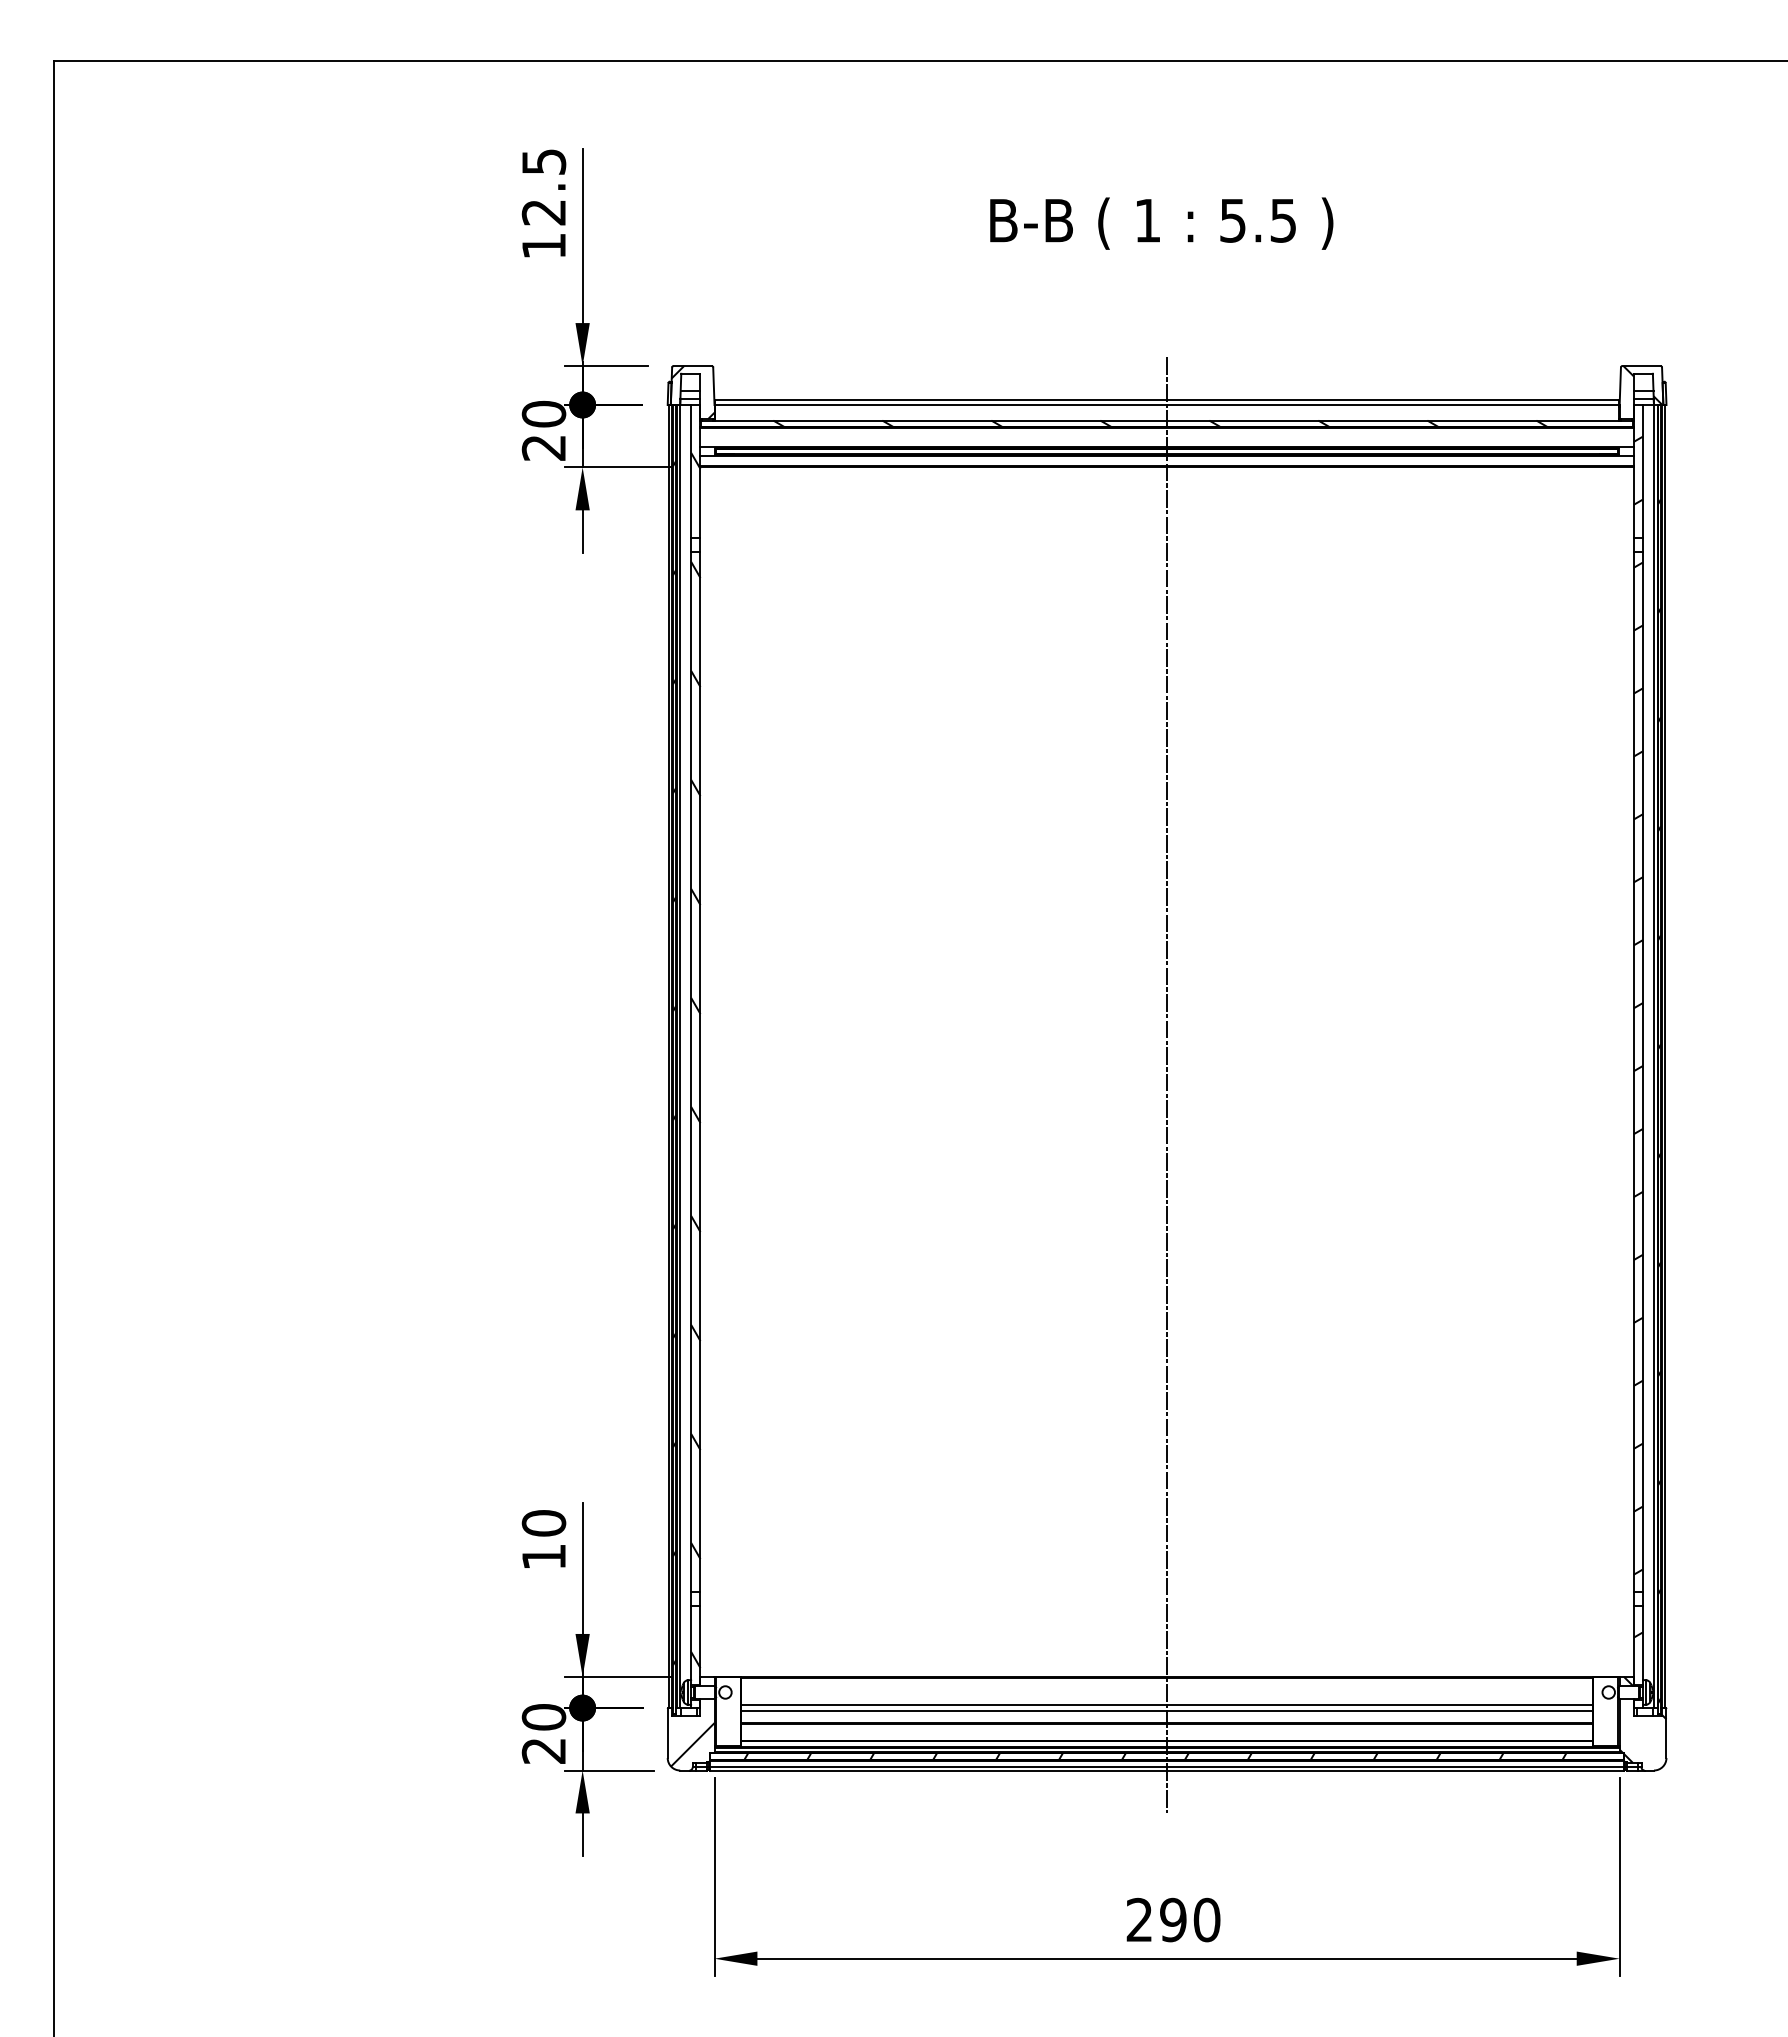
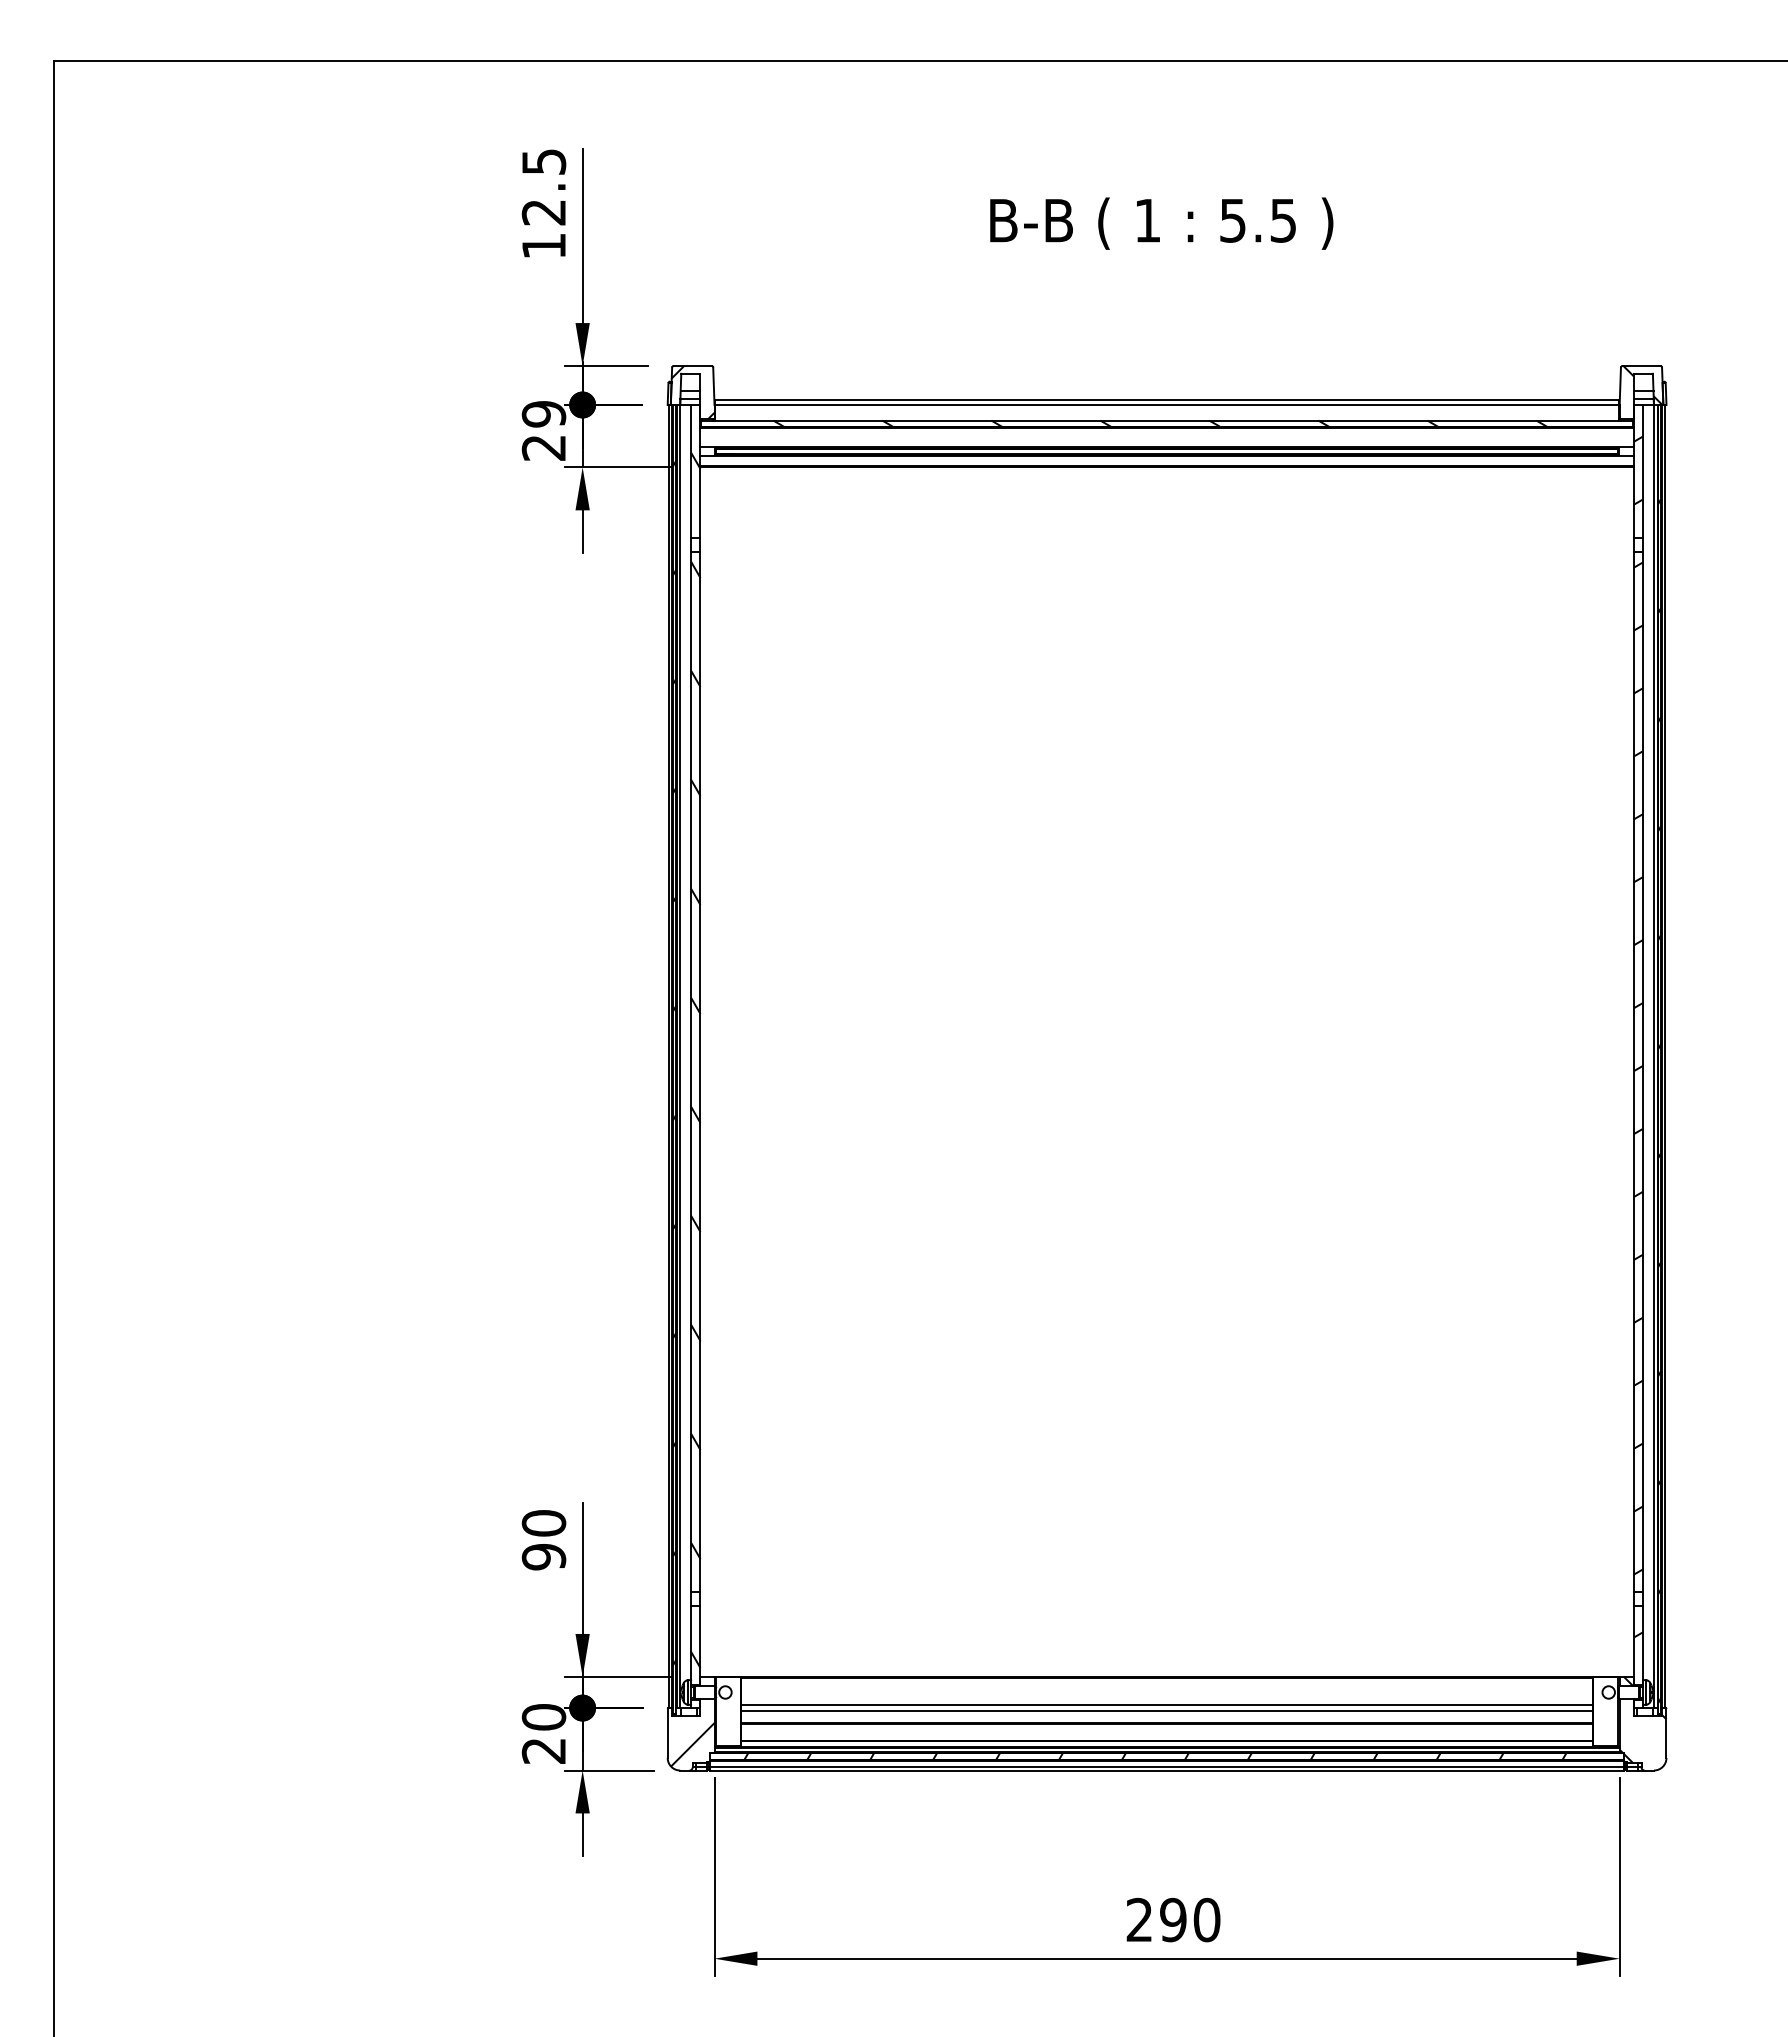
text: 20 -> 29 (544, 413)
line: present -> none (1167, 1085)
text: 10 -> 90 (543, 1557)
